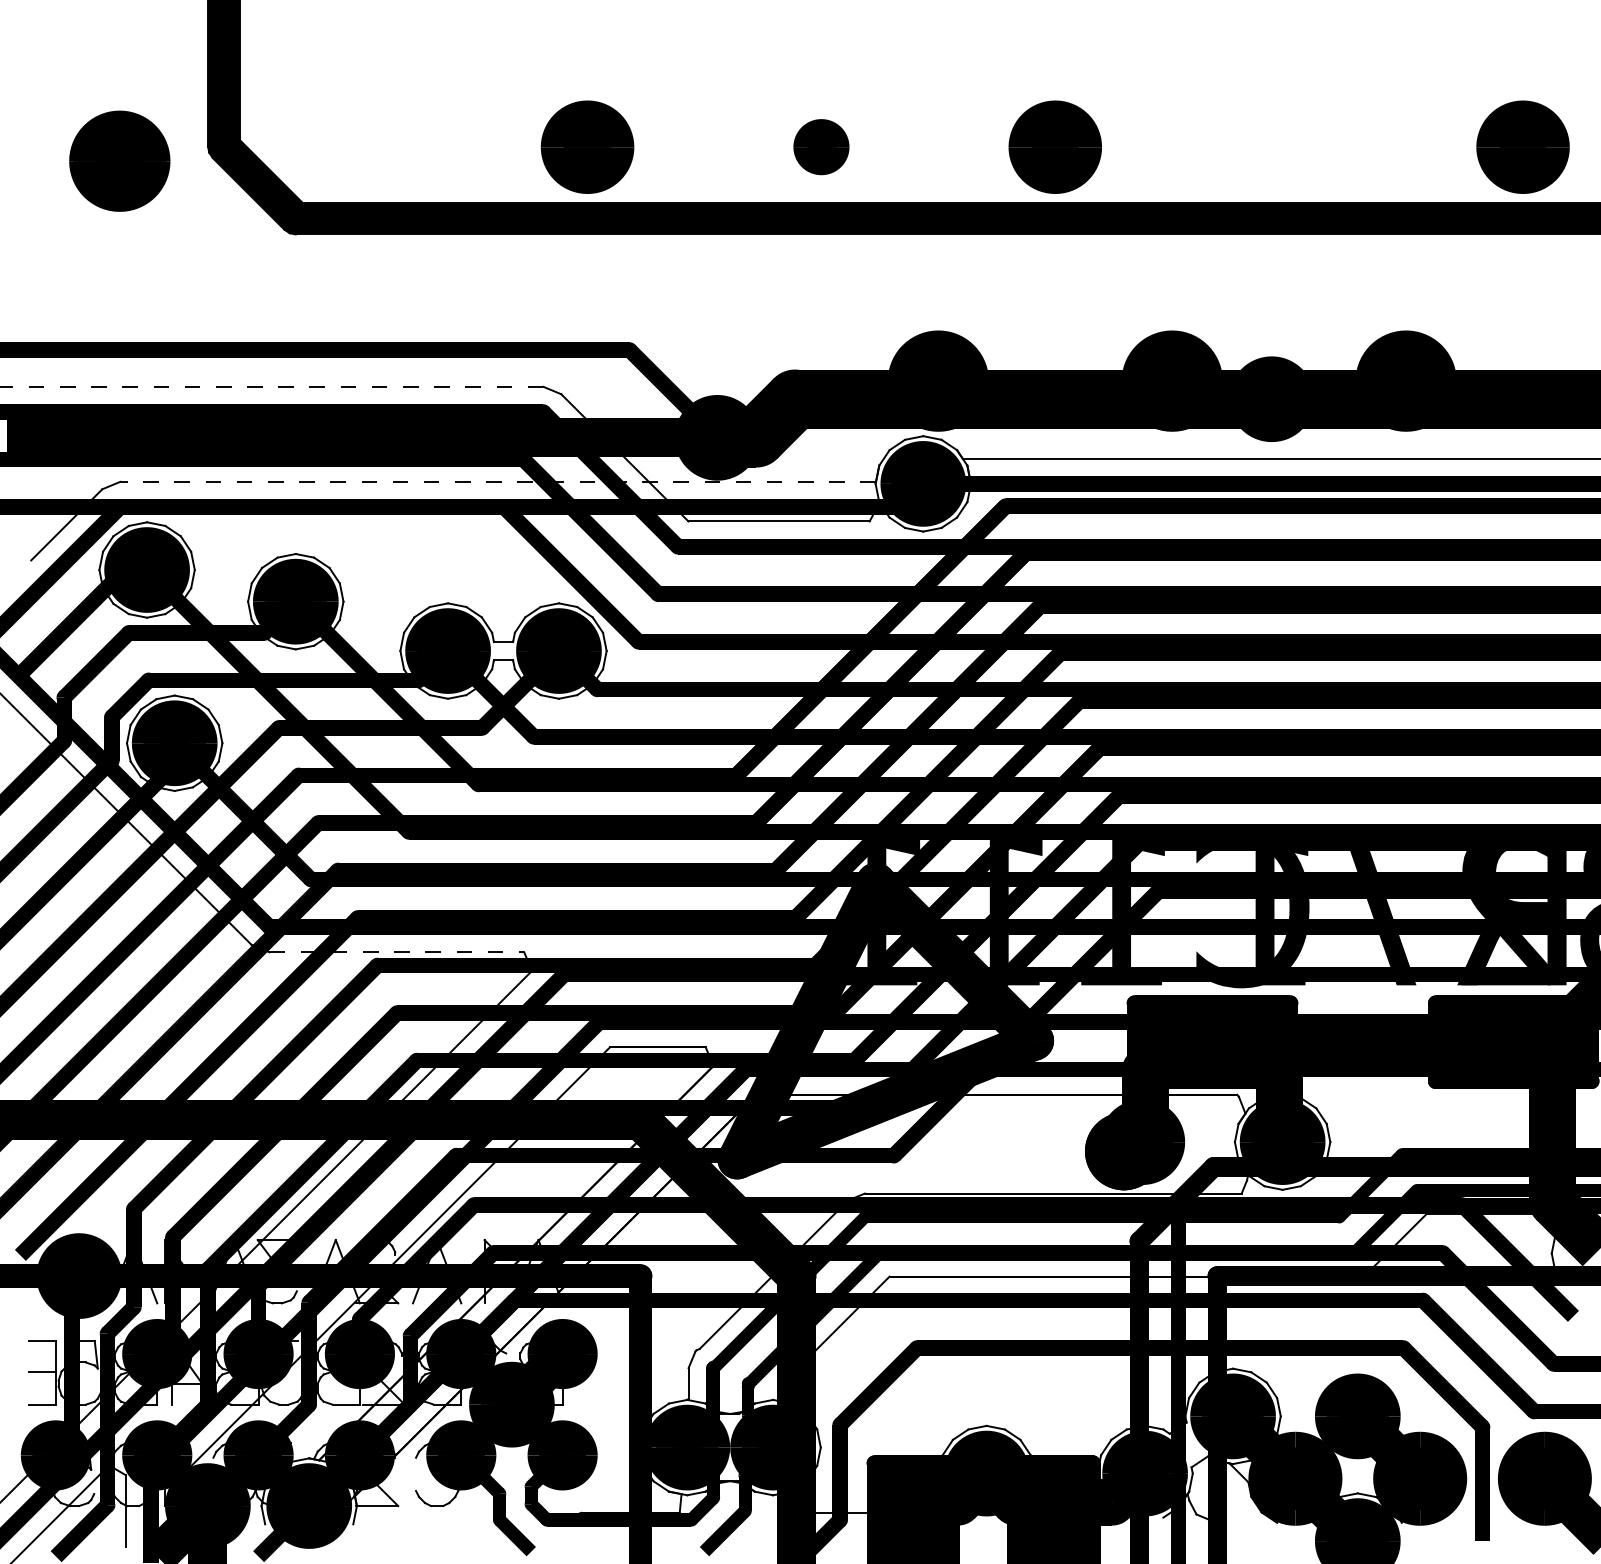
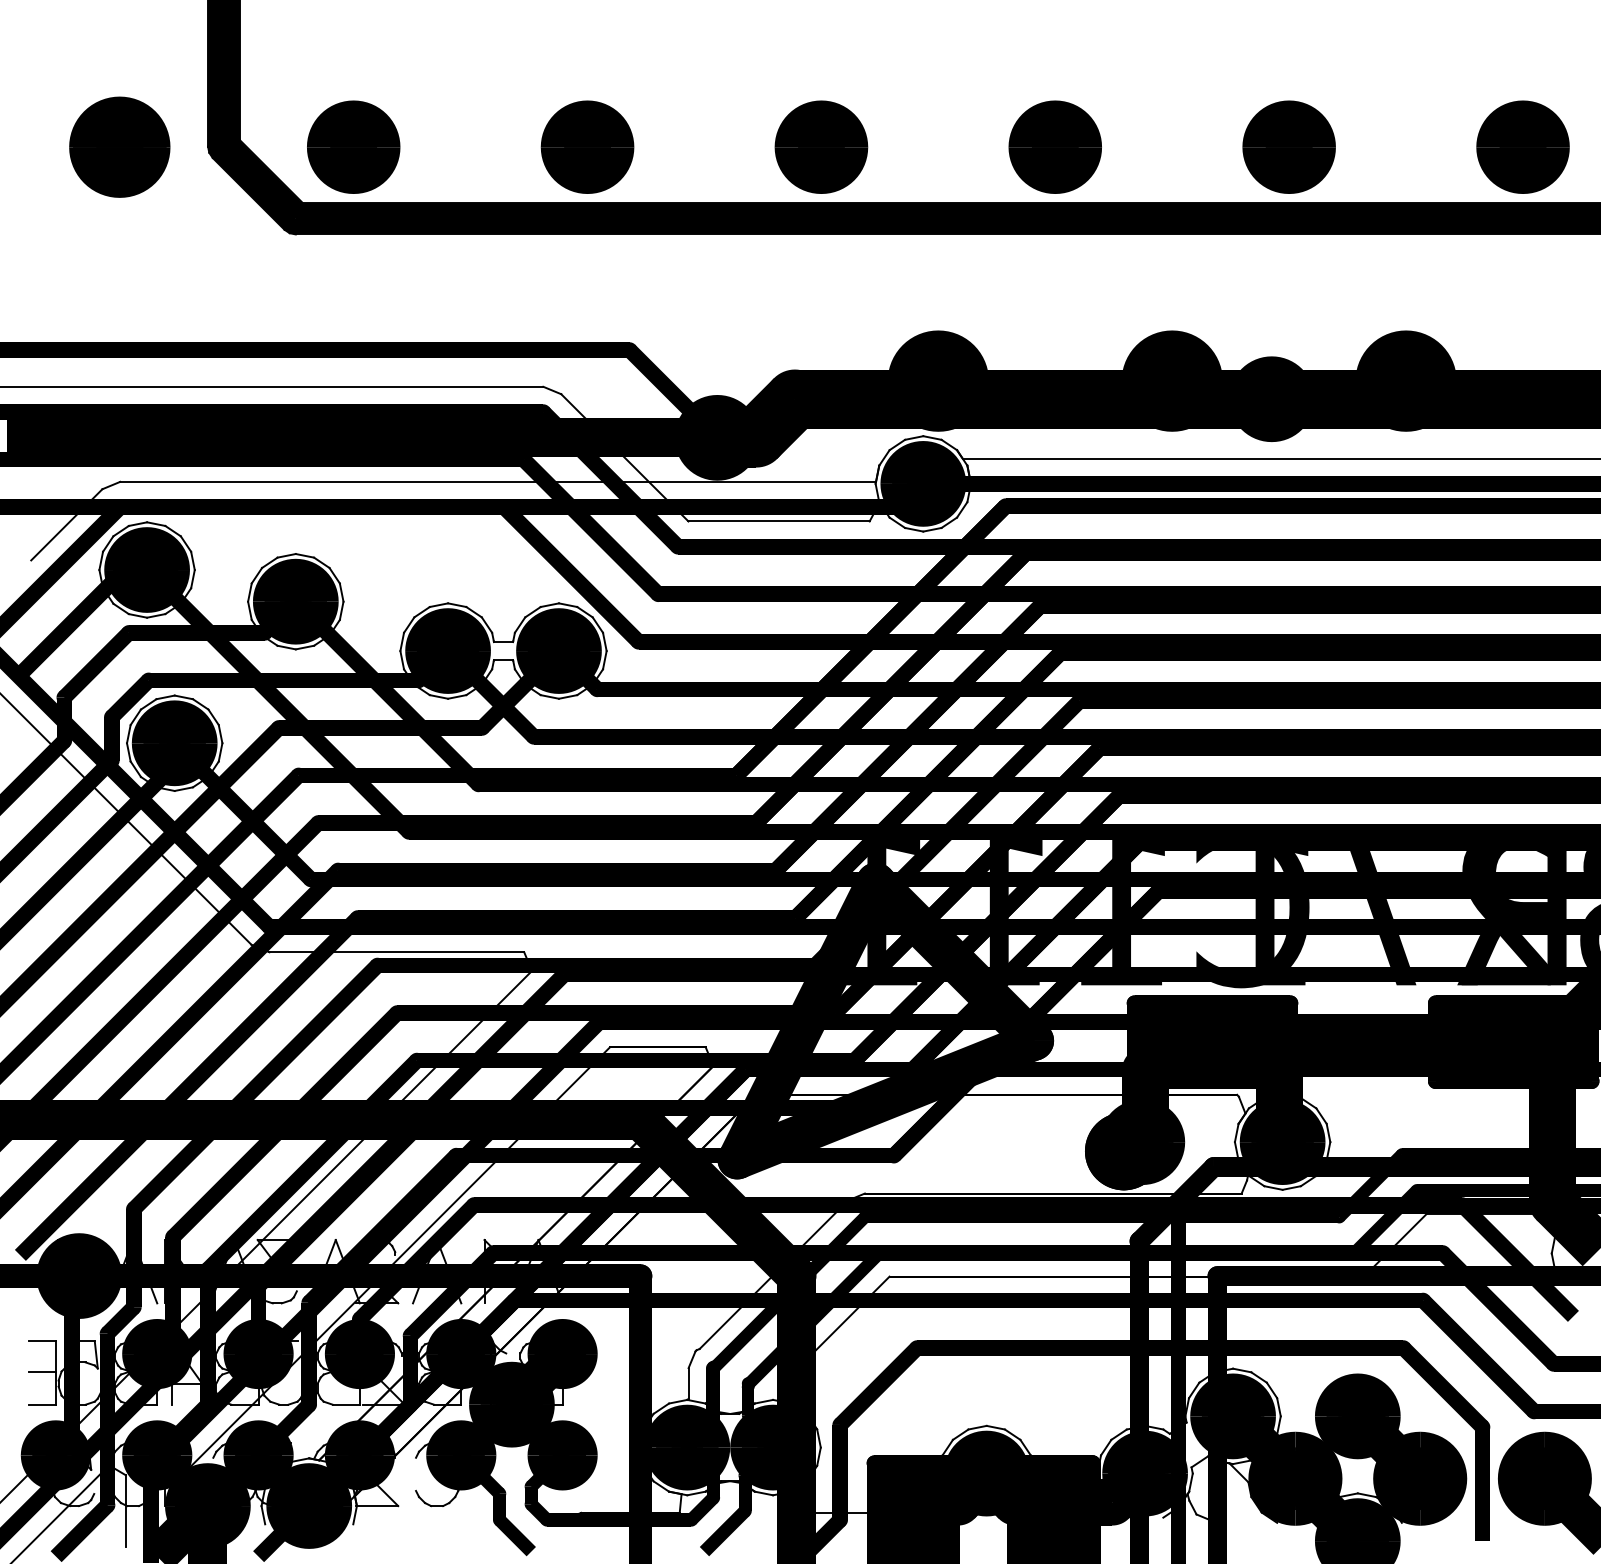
part: none -> present (353, 146)
part: none -> present (1288, 146)
part size: 57x57 px -> 95x94 px (821, 146)
part position: (119, 160) -> (119, 146) (119, 146)
line: dashed -> solid (271, 386)
line: dashed -> solid (498, 481)
line: dashed -> solid (397, 952)
